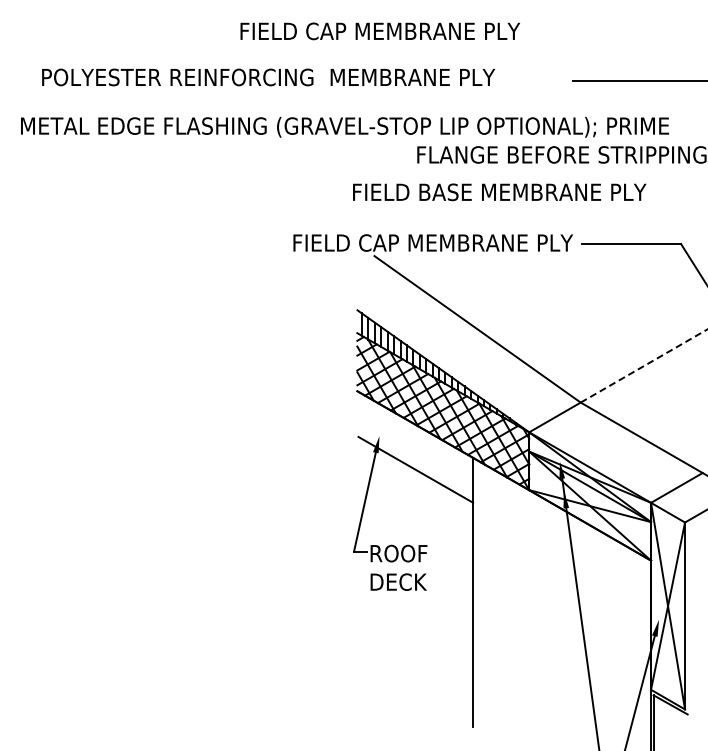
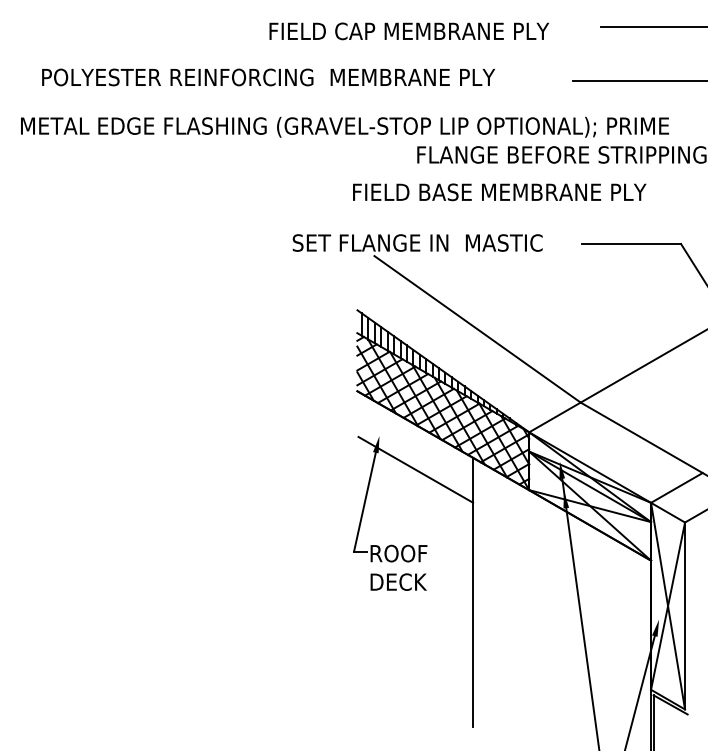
line: none -> present (652, 27)
text position: (379, 31) -> (408, 31) (408, 31)
text: FIELD CAP MEMBRANE PLY -> SET FLANGE IN  MASTIC (432, 242)
line: dashed -> solid (644, 365)
